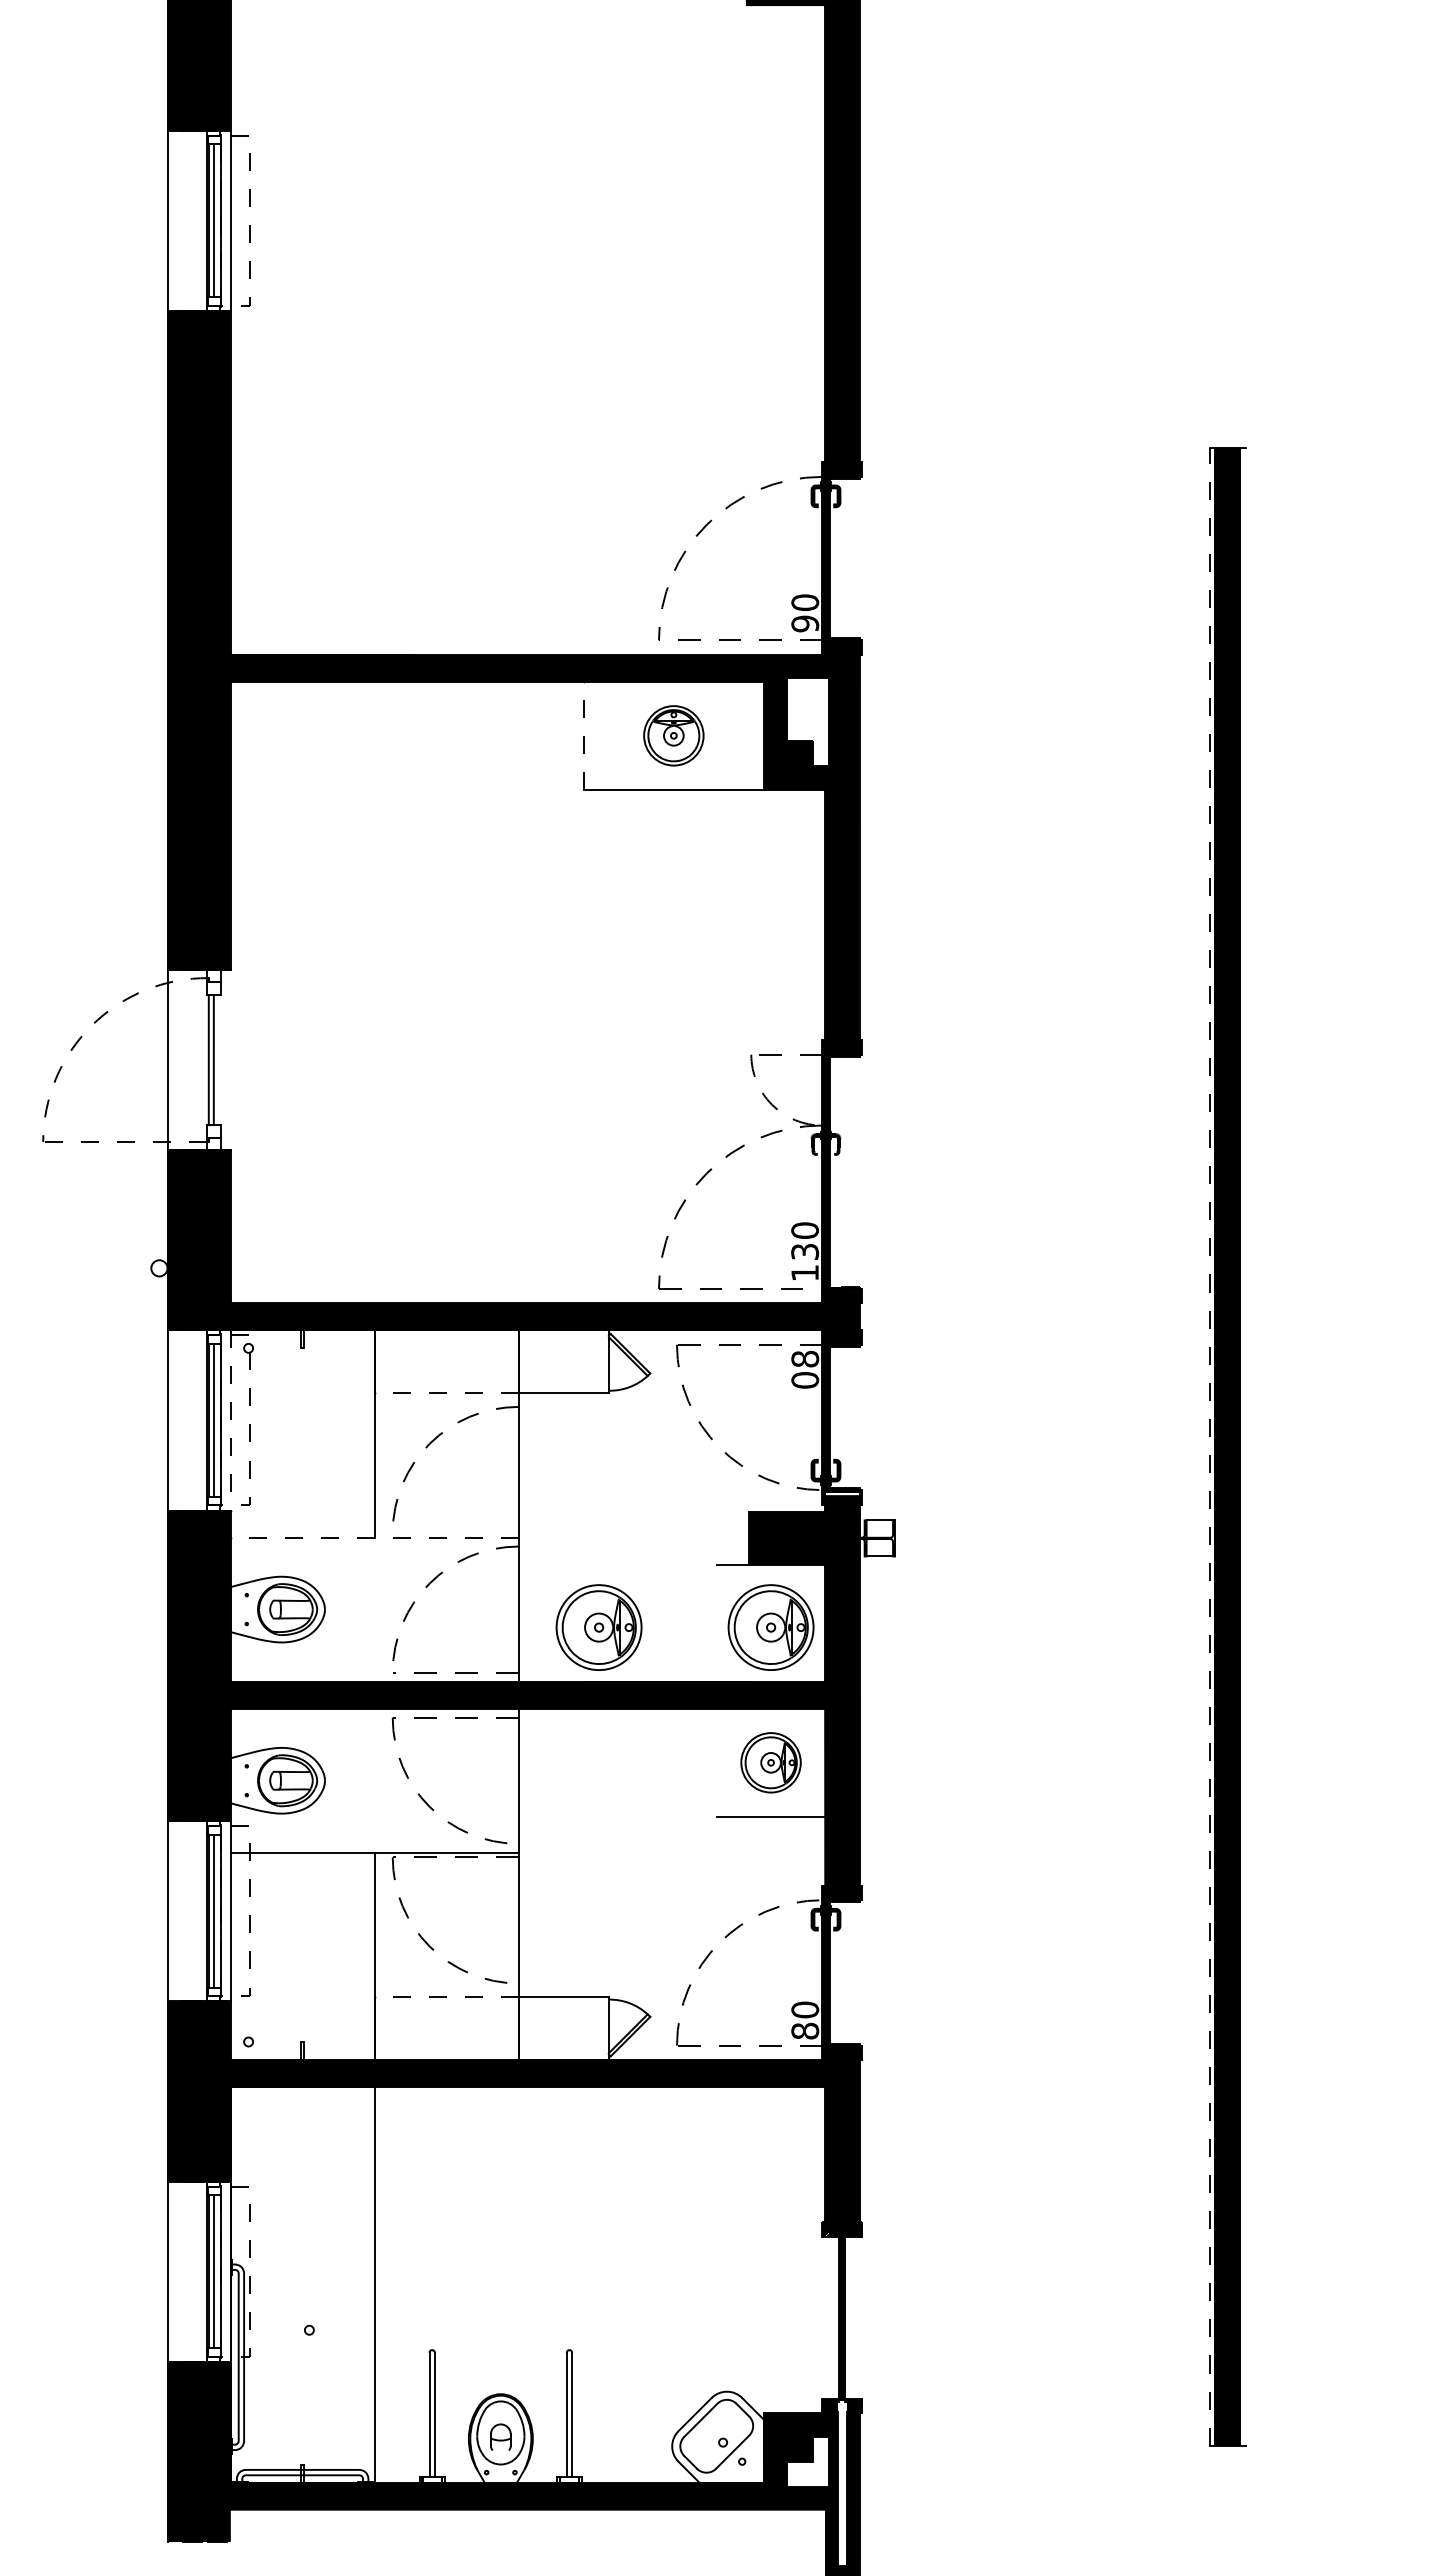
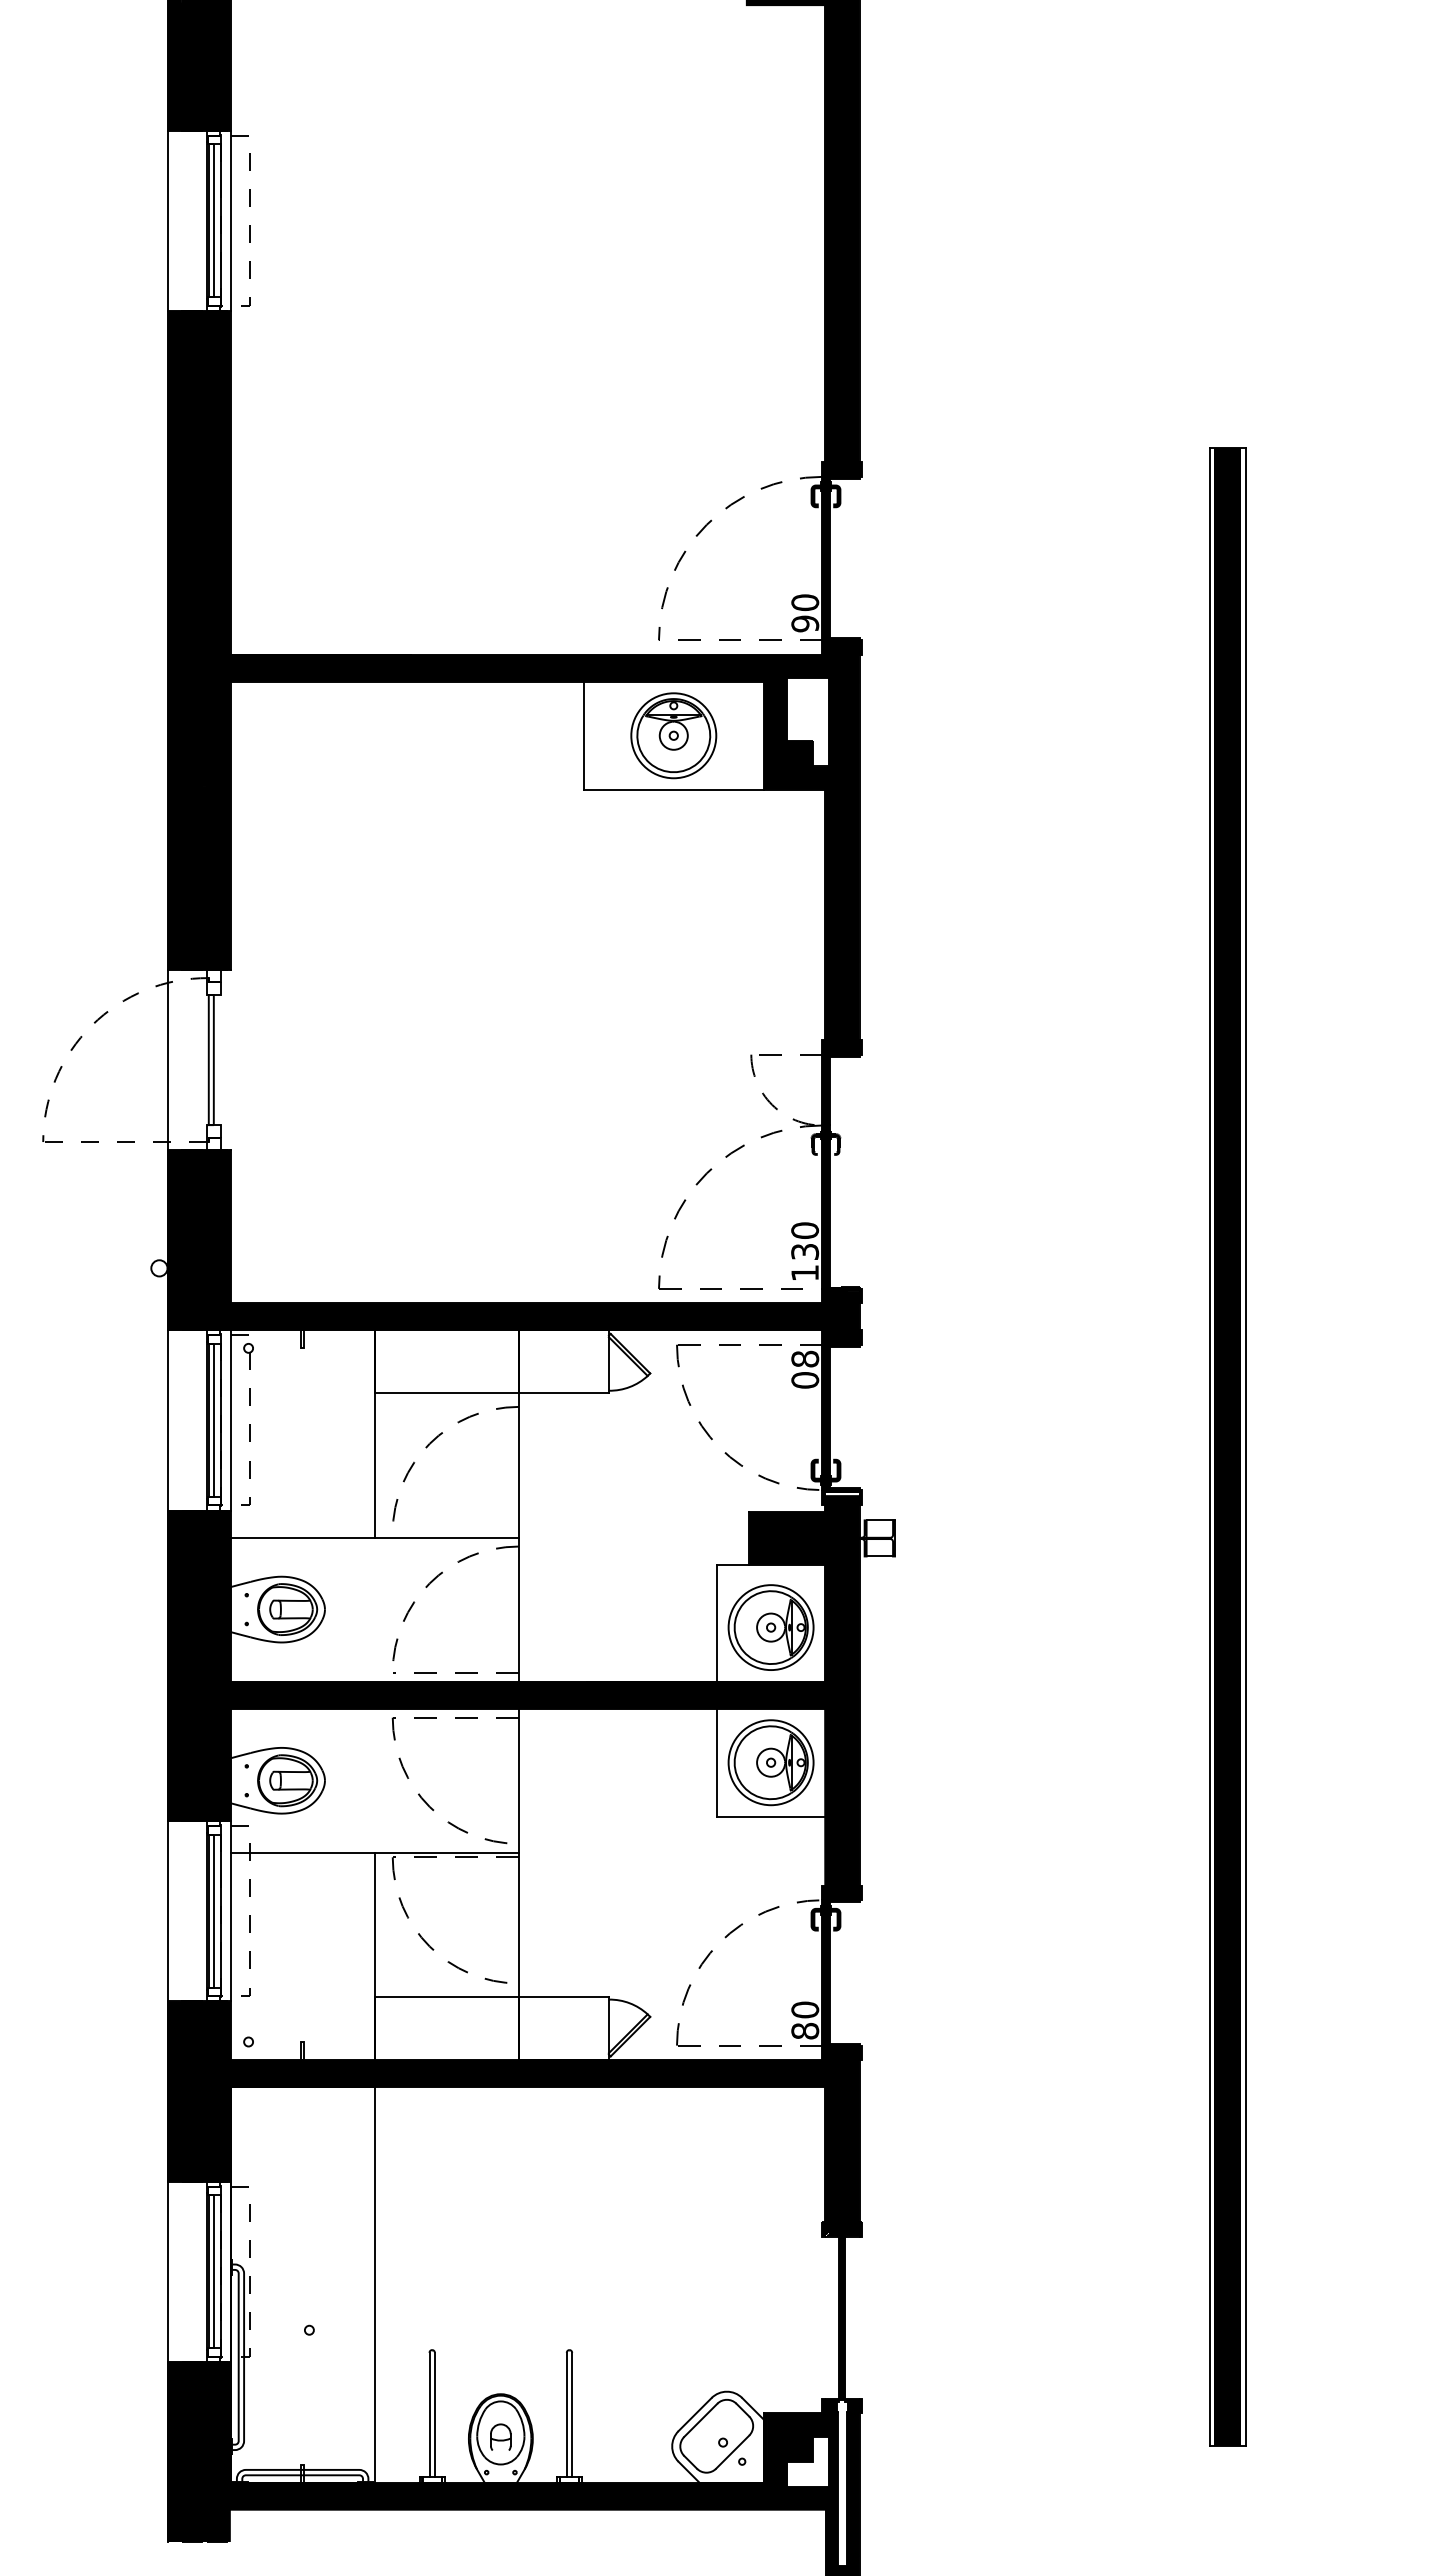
line: dashed -> solid (583, 735)
part size: 62x62 px -> 88x88 px (673, 735)
line: dashed -> solid (446, 1393)
line: dashed -> solid (230, 1420)
line: none -> present (1245, 1446)
line: dashed -> solid (1209, 1447)
line: dashed -> solid (374, 1537)
line: none -> present (717, 1622)
part: present -> none (598, 1627)
line: none -> present (717, 1762)
part size: 62x62 px -> 88x88 px (770, 1762)
line: dashed -> solid (446, 1996)
